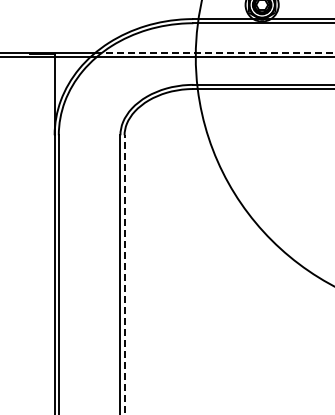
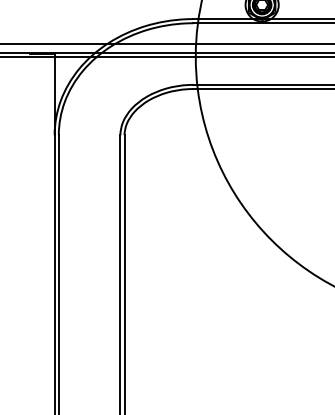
line: none -> present (166, 44)
line: dashed -> solid (215, 52)
line: dashed -> solid (124, 274)
